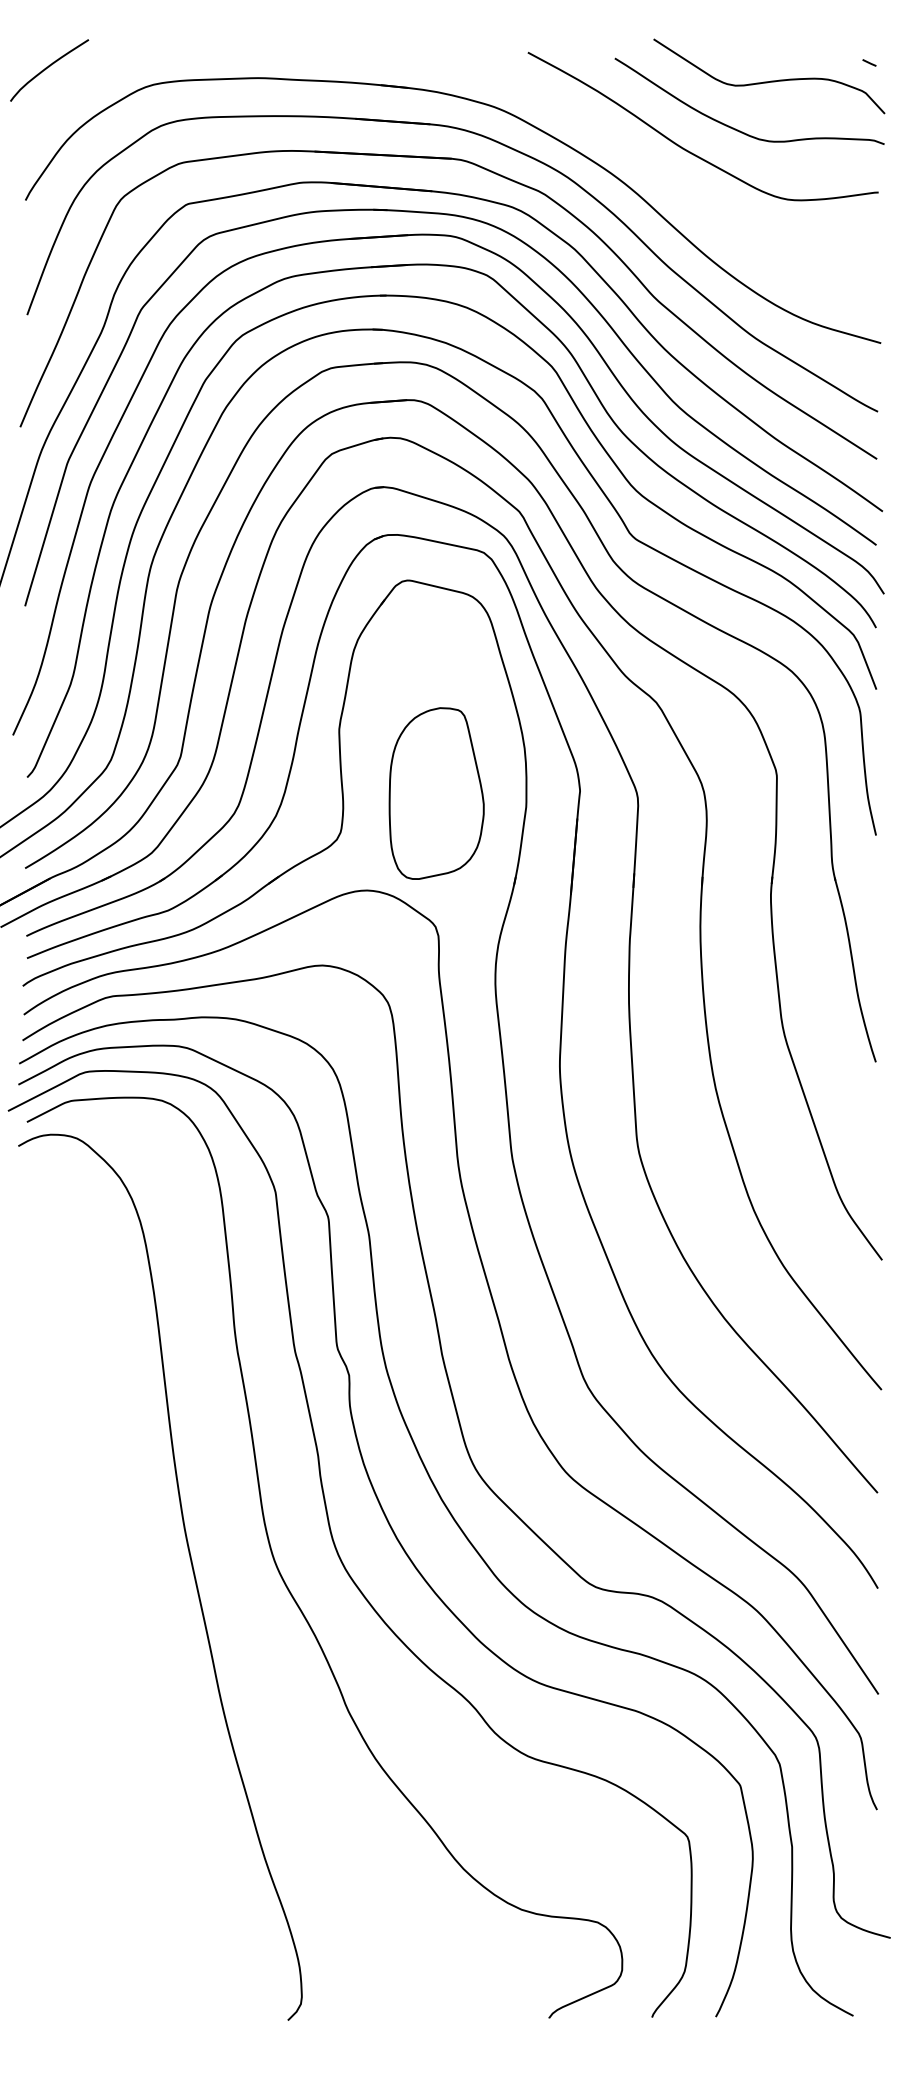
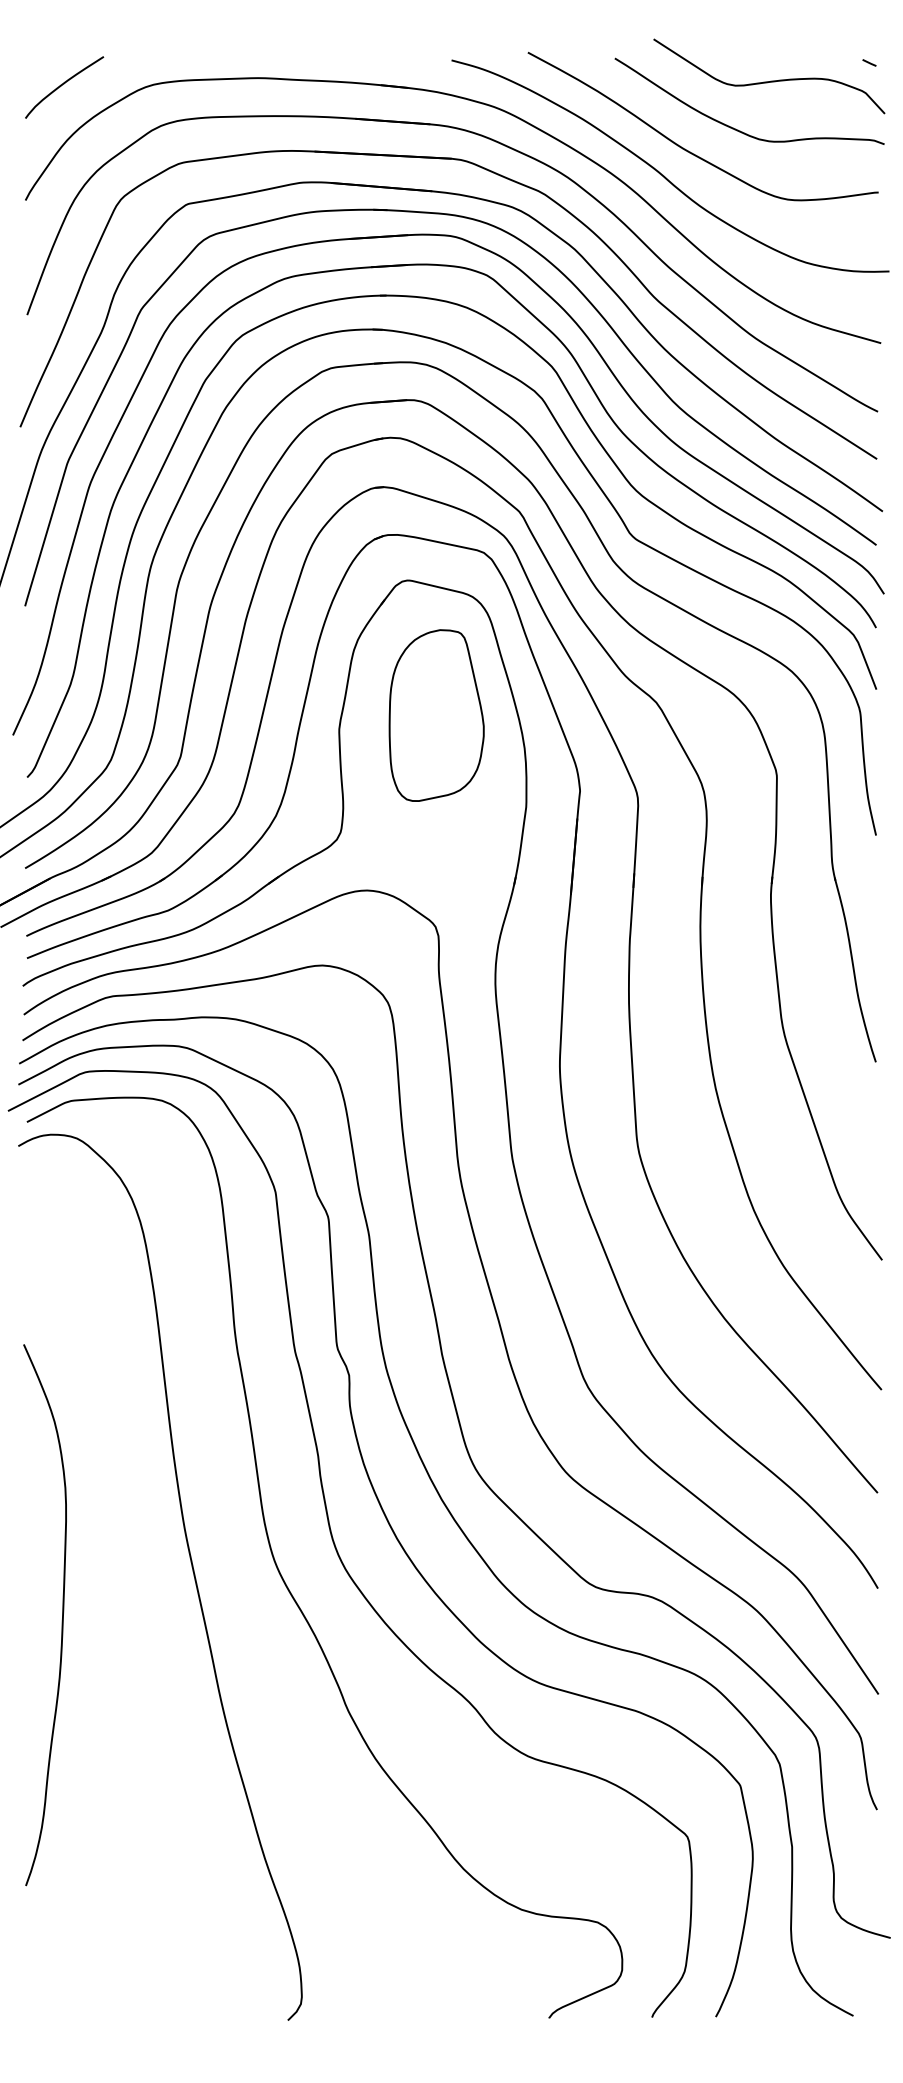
curve position: (47, 68) -> (62, 85) (62, 85)
curve: none -> present (664, 175)
part position: (436, 793) -> (436, 715) (436, 715)
curve: none -> present (61, 1620)
